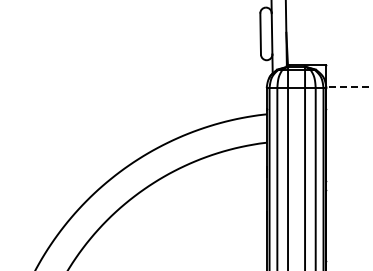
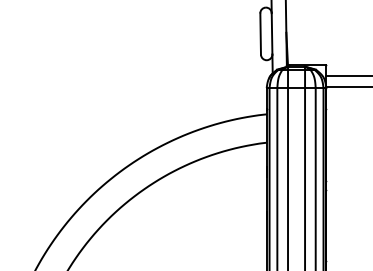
line: none -> present (347, 75)
line: dashed -> solid (349, 86)
